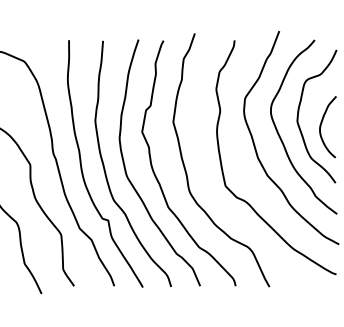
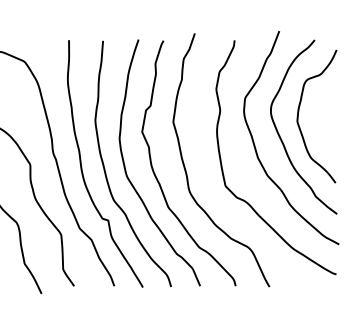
curve: present -> none (321, 127)
